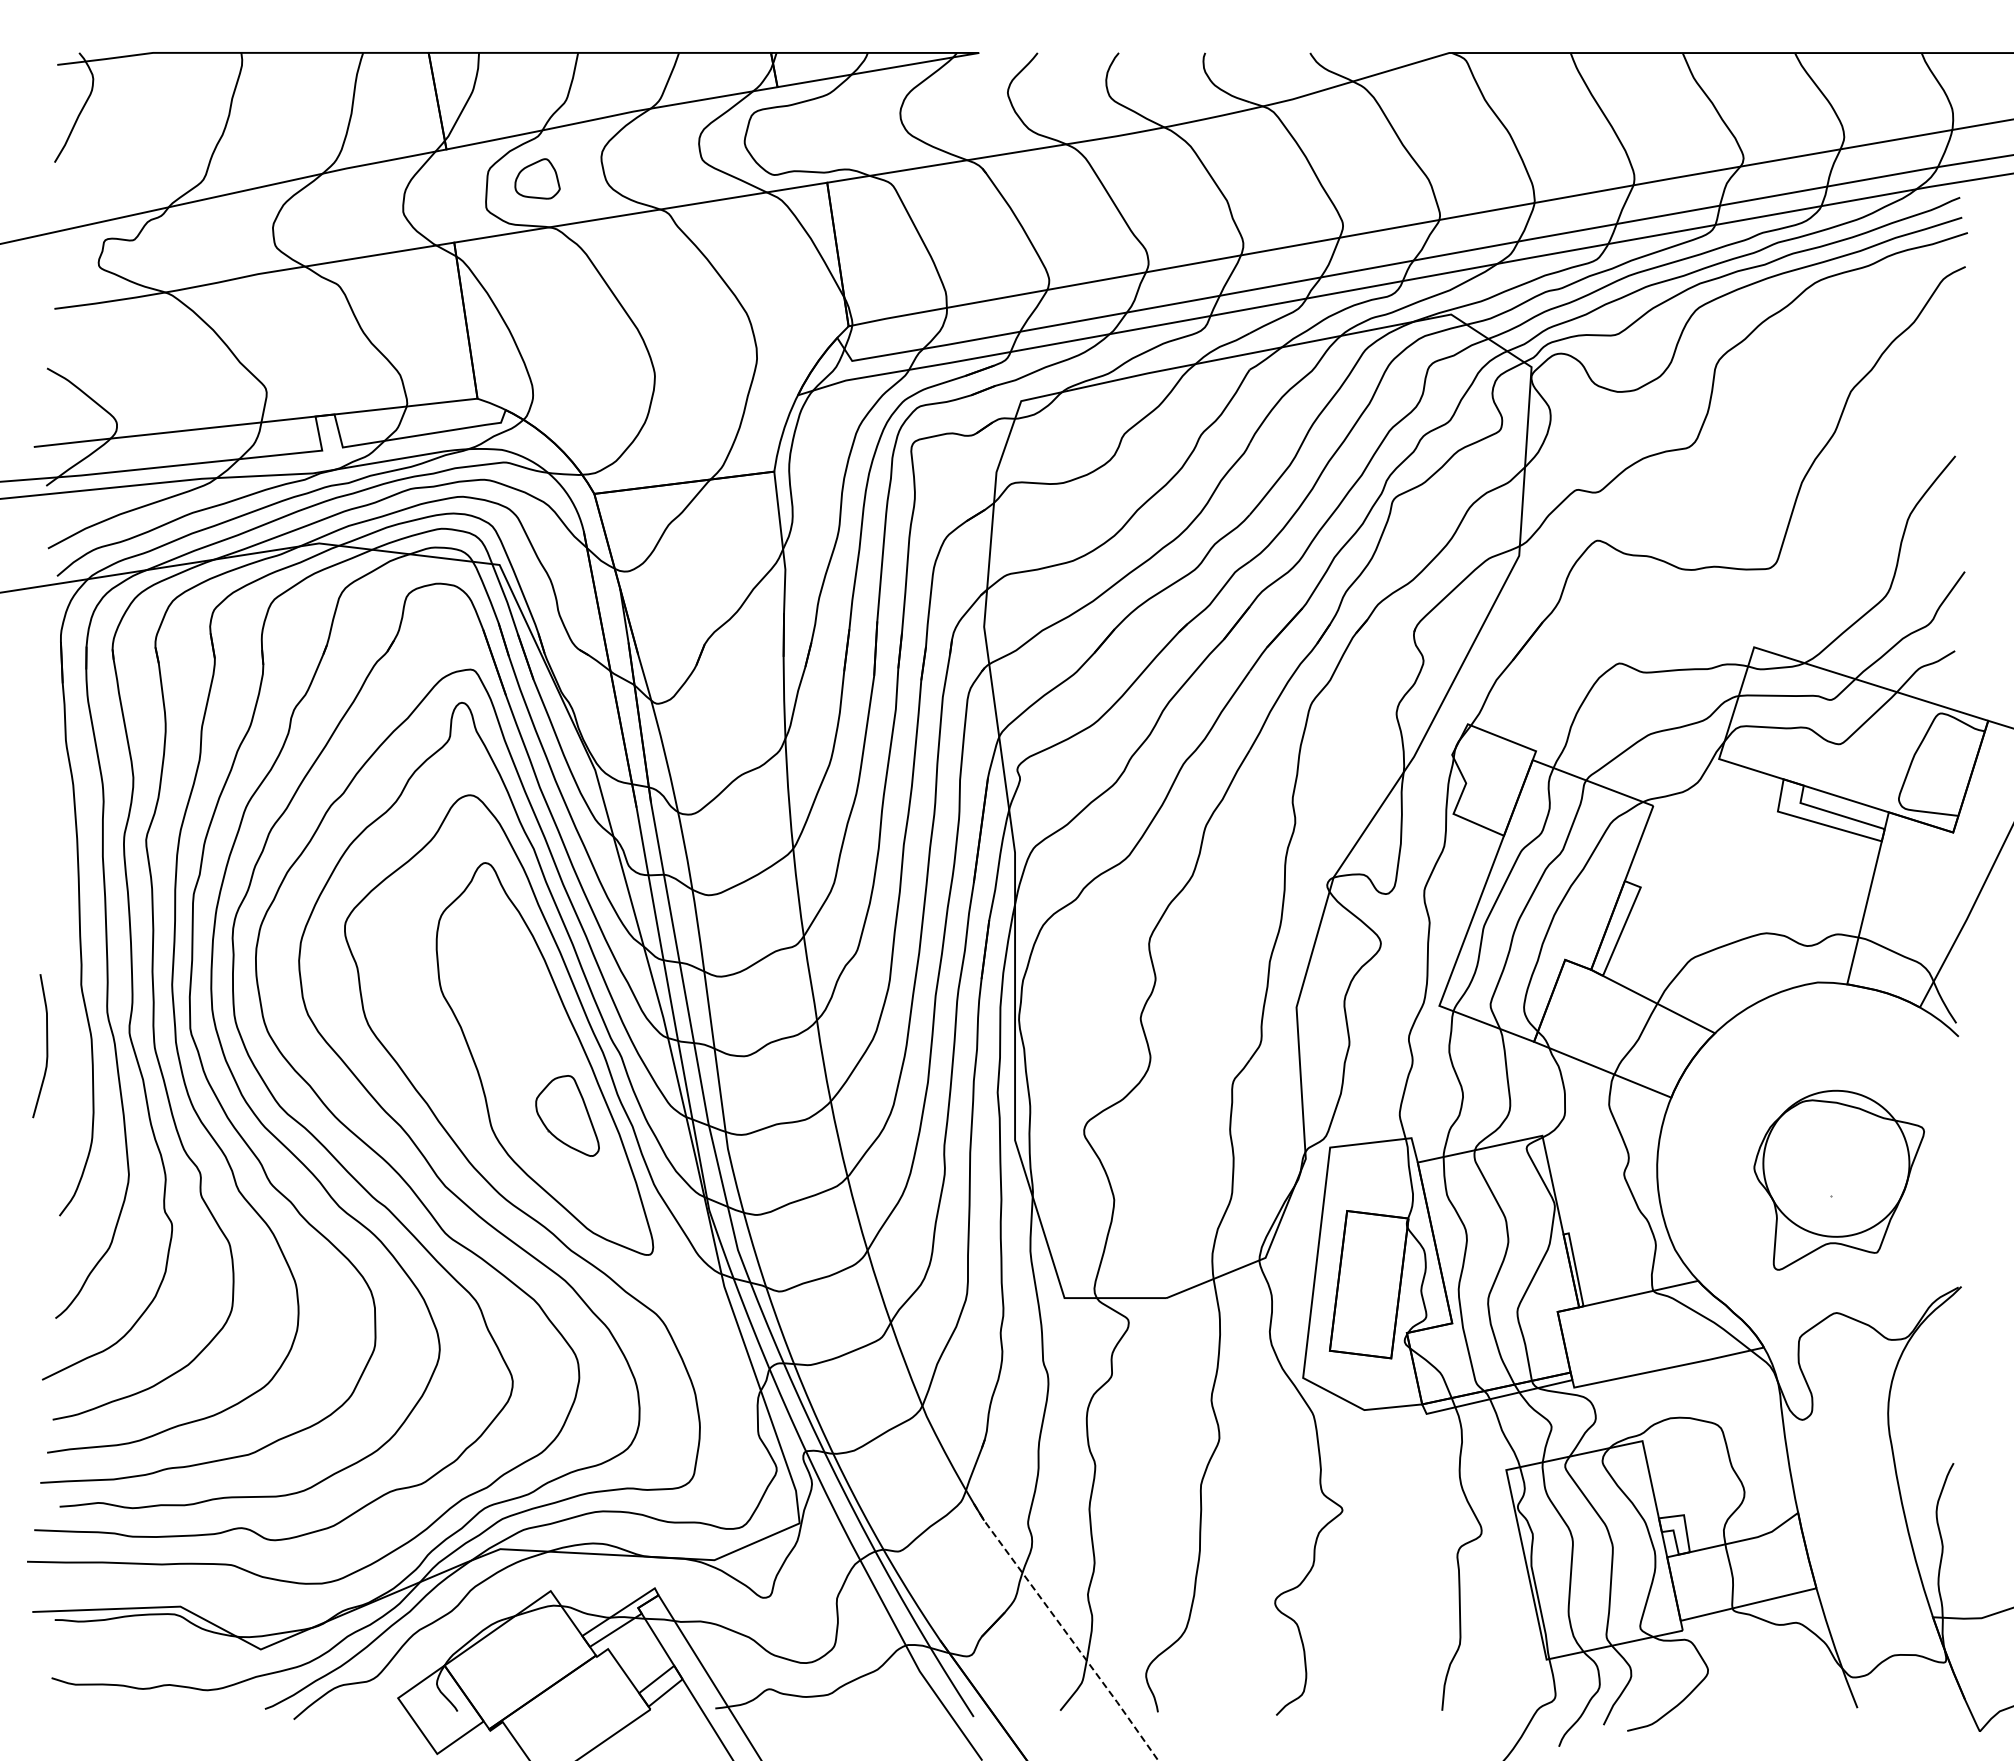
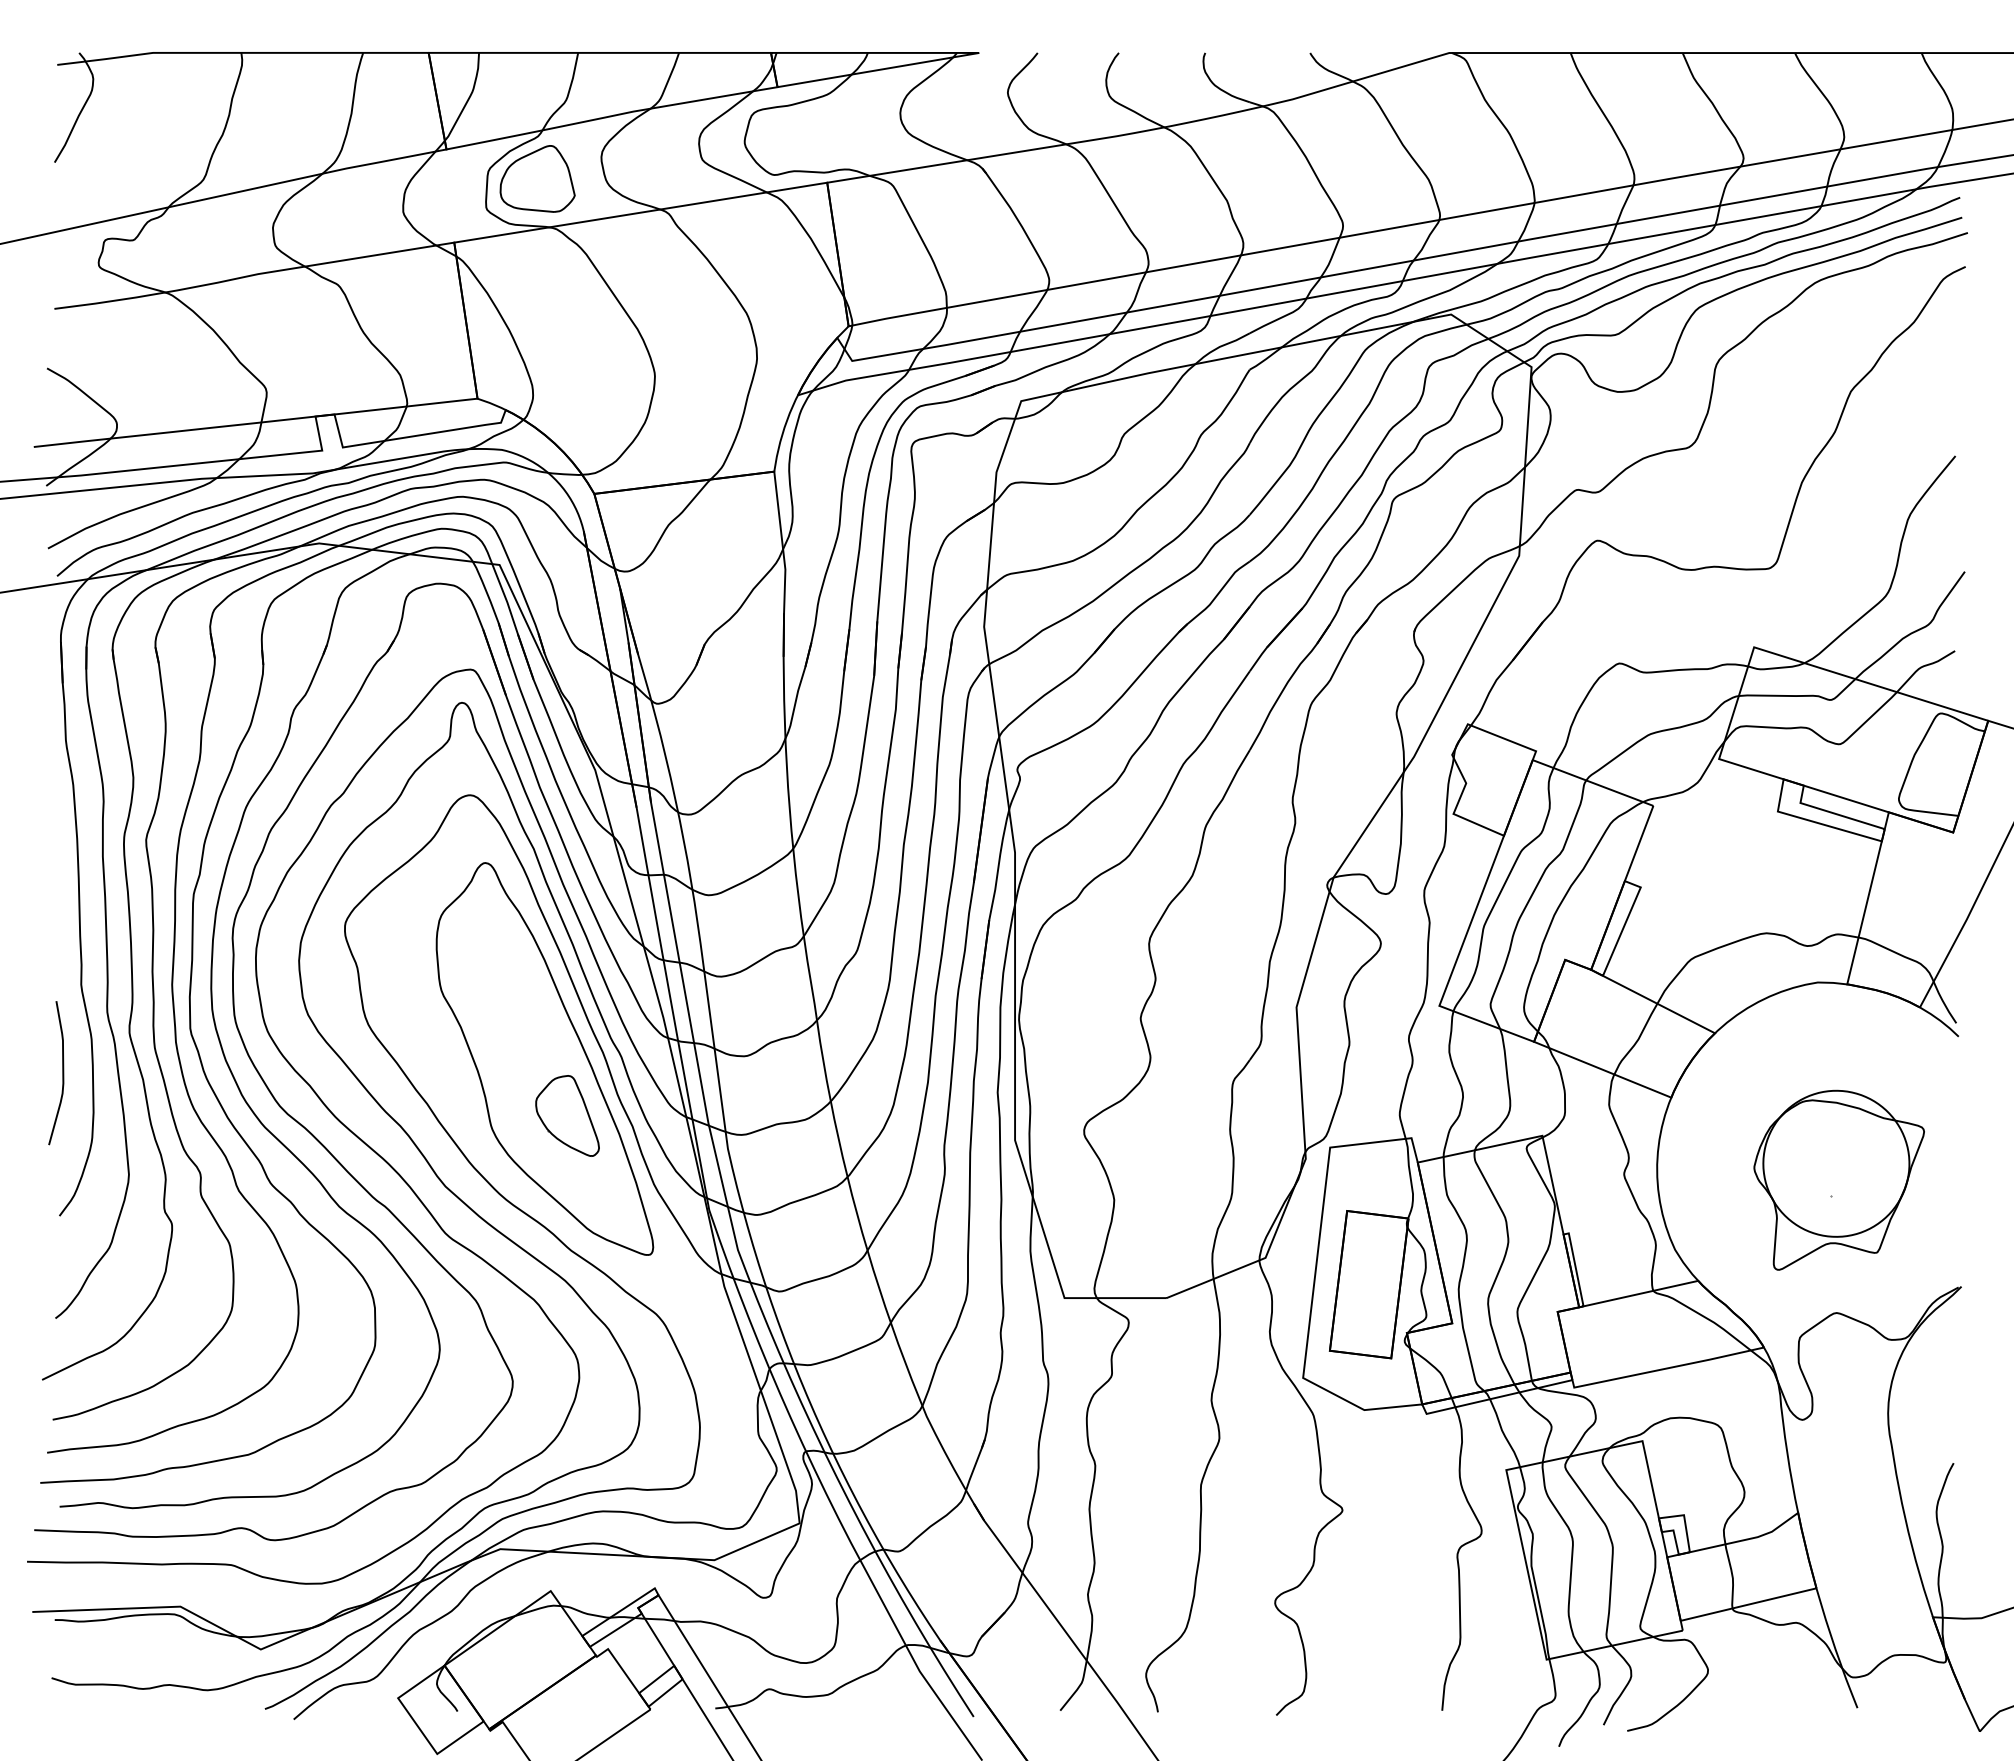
part size: 47x42 px -> 77x68 px (537, 178)
curve position: (46, 1046) -> (62, 1073) (62, 1073)
line: dashed -> solid (1066, 1632)
